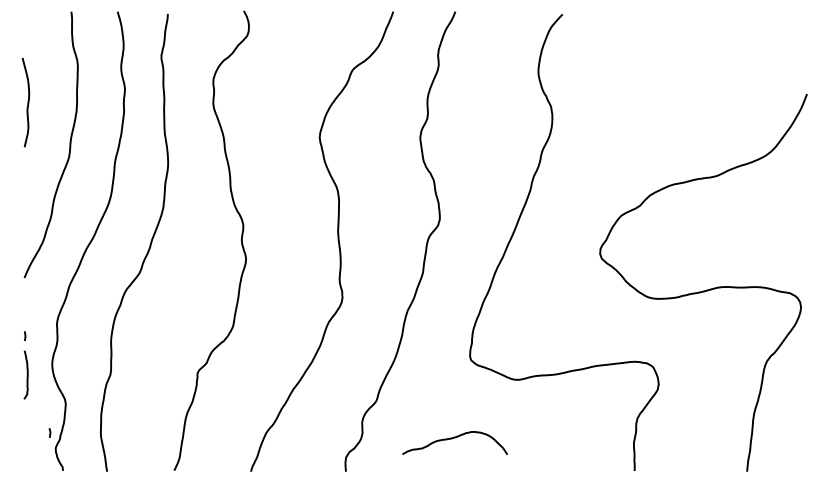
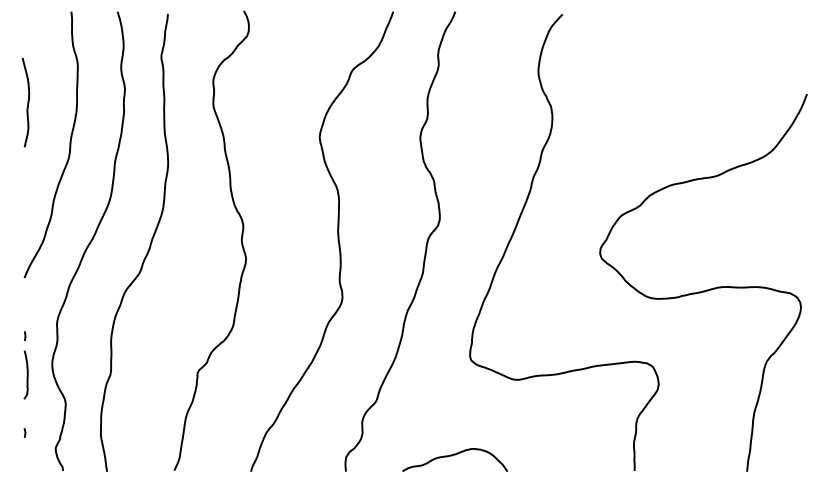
line position: (49, 432) -> (24, 432) (24, 432)
curve position: (452, 439) -> (452, 456) (452, 456)
